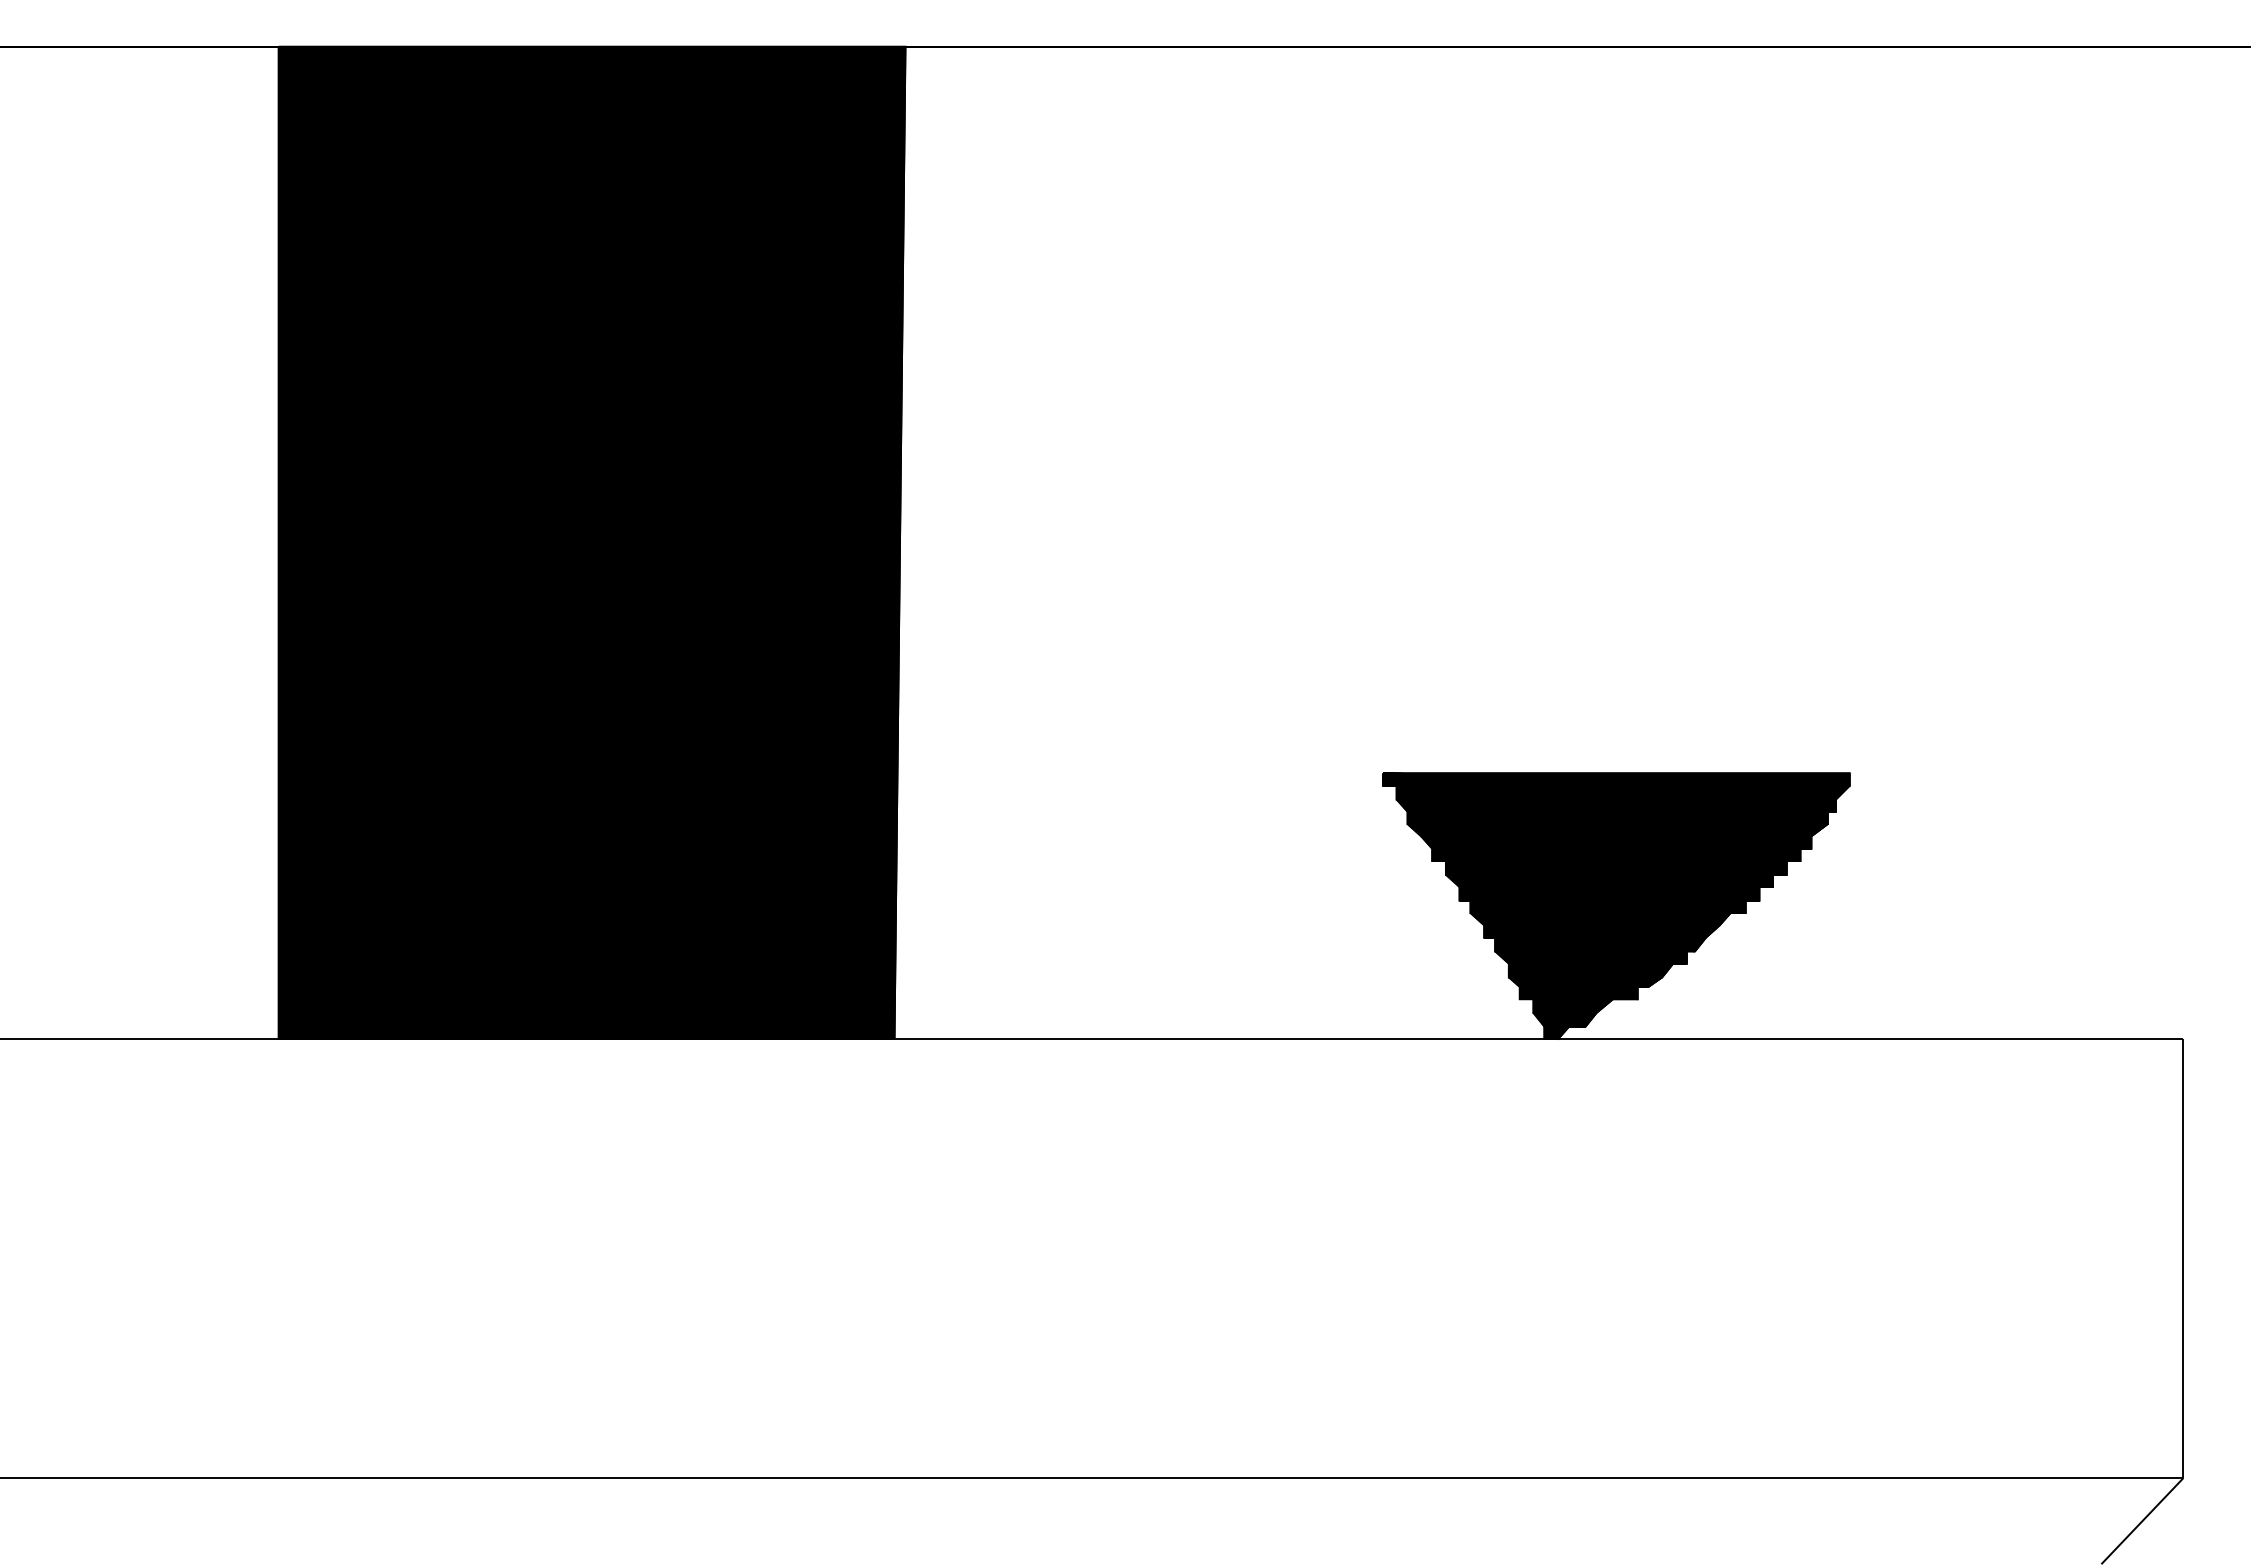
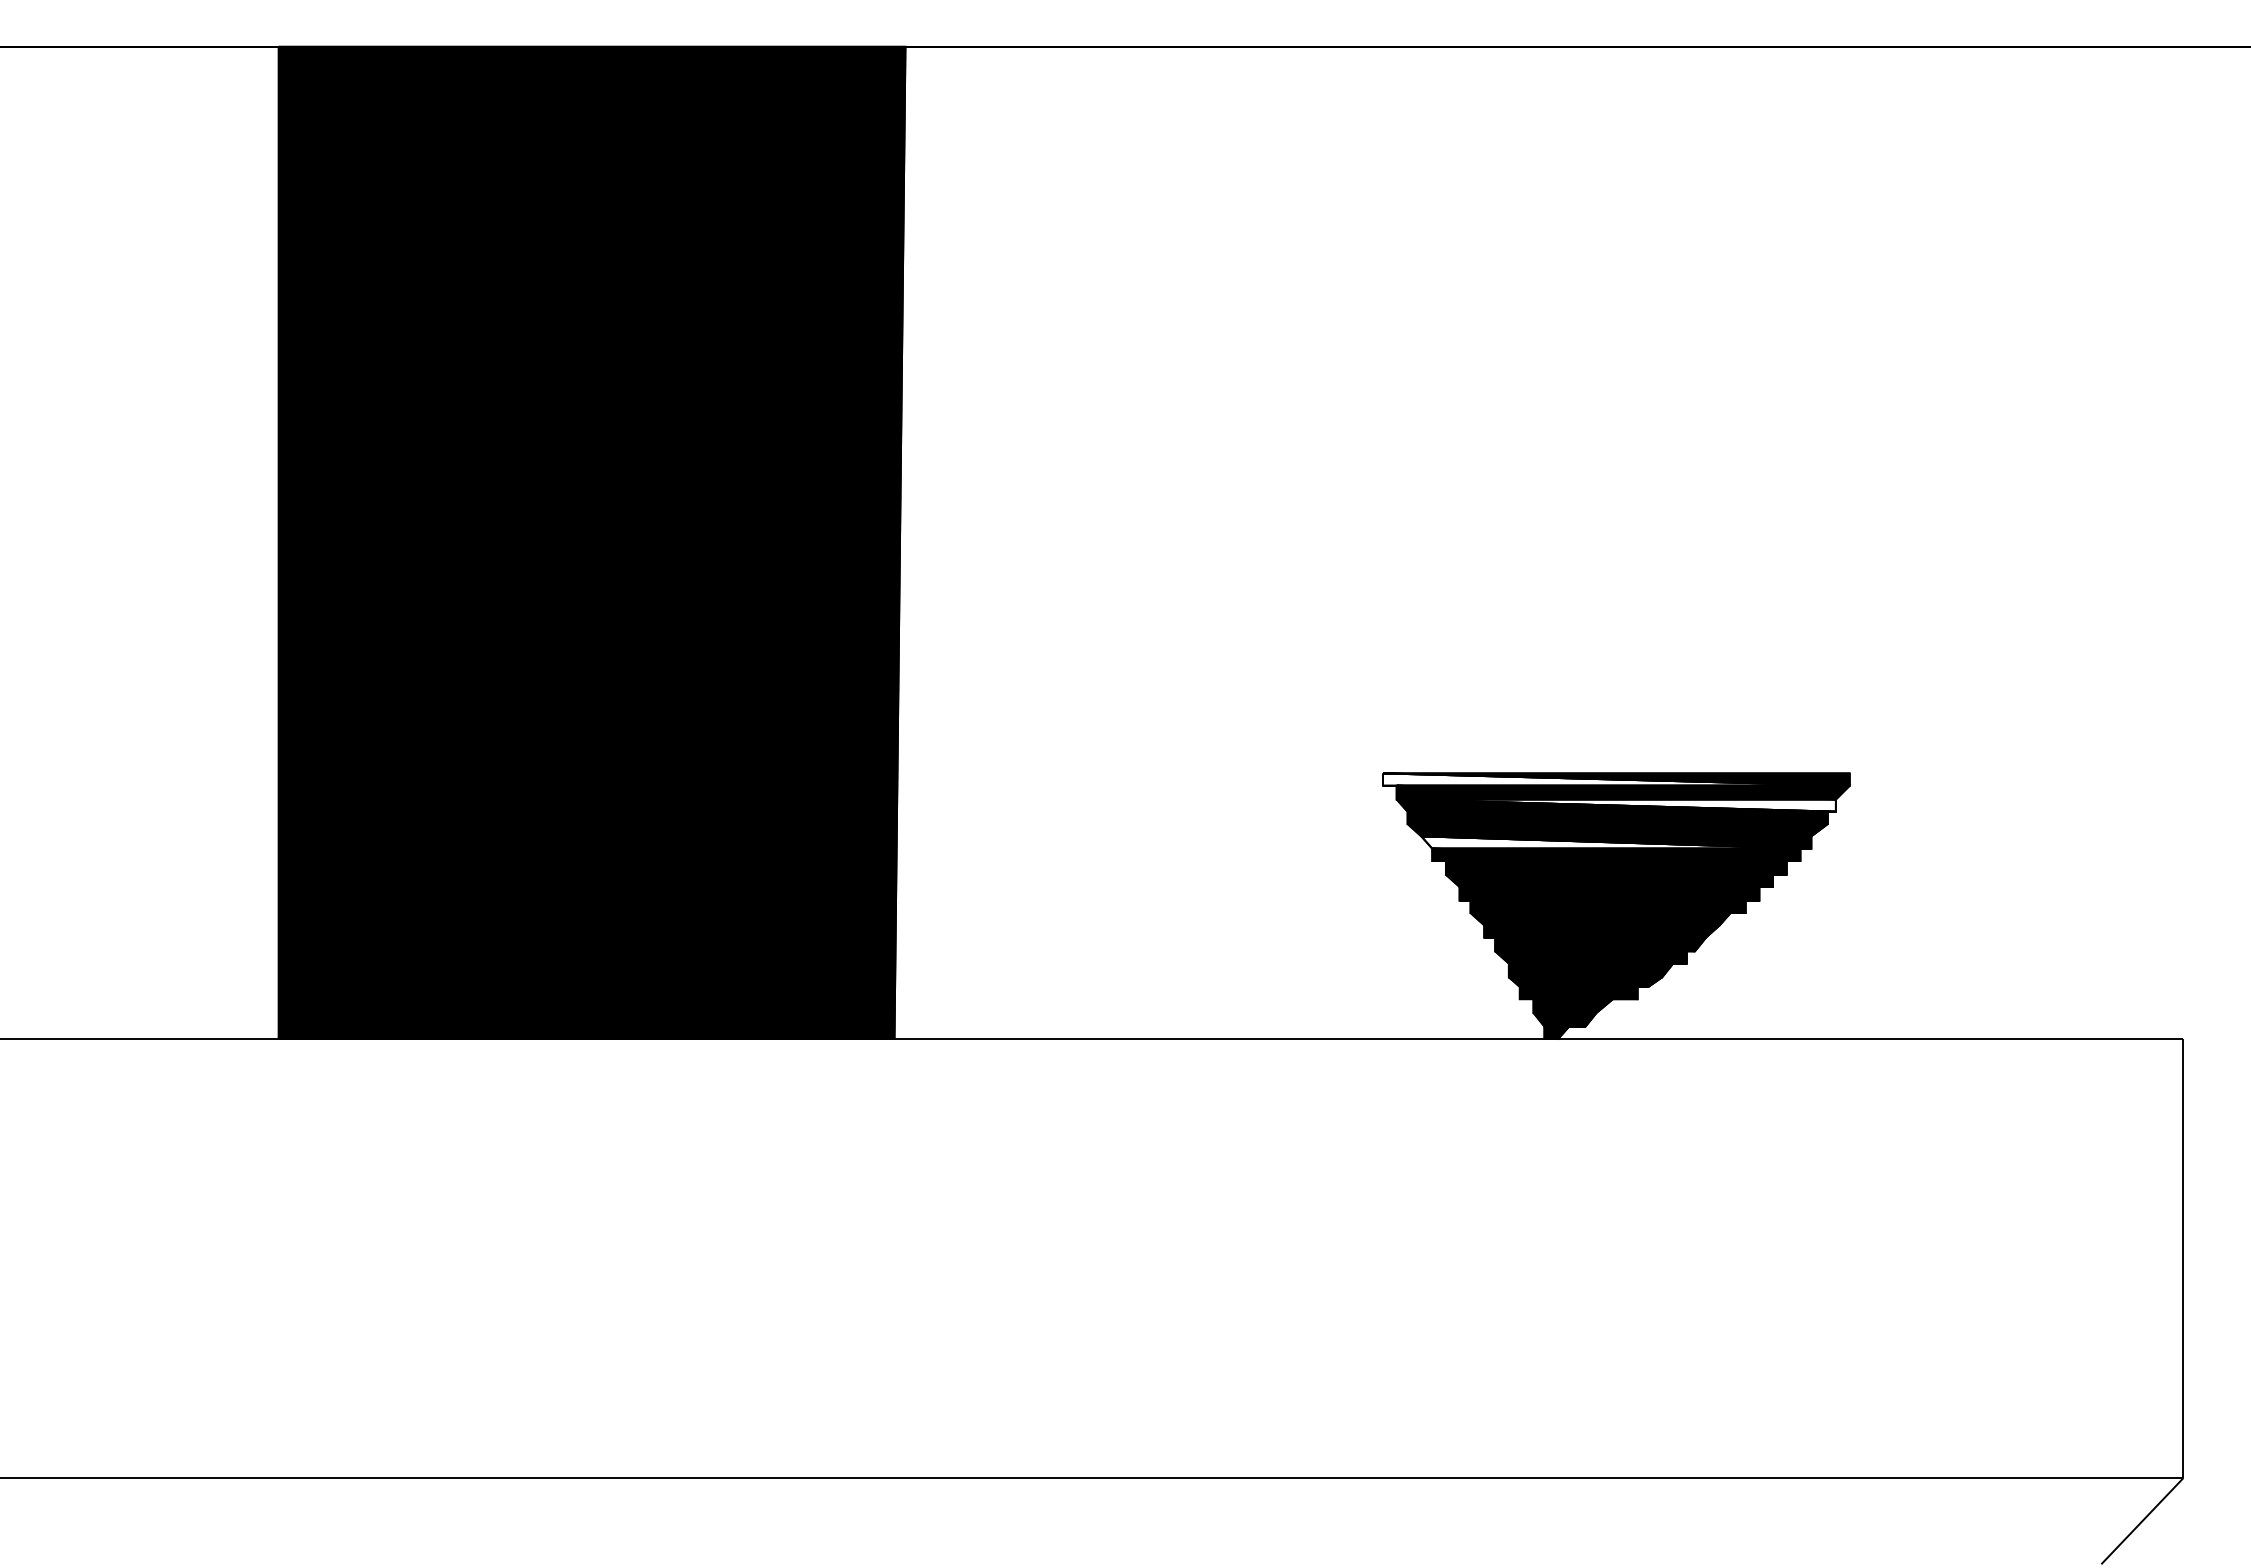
fill: present -> none (1616, 779)
fill: present -> none (1615, 805)
fill: present -> none (1616, 842)
